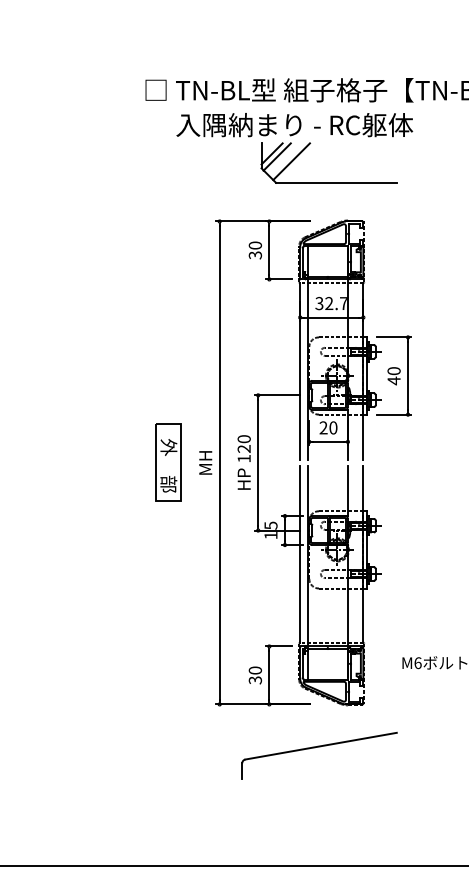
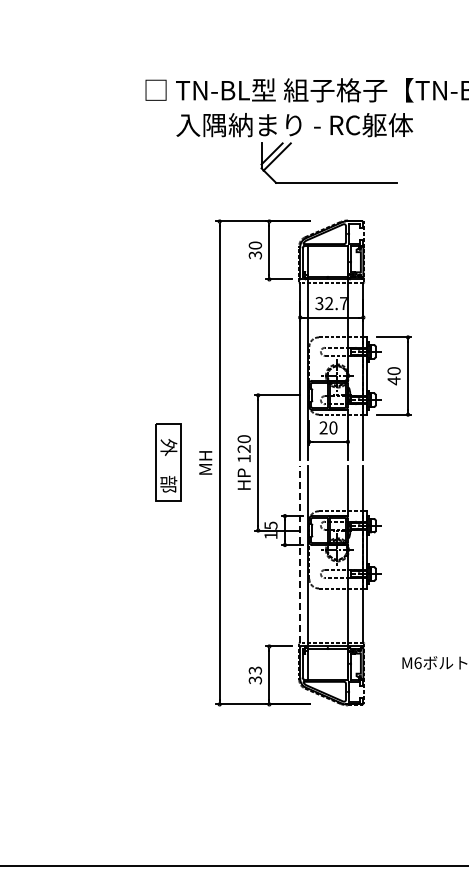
line: present -> none (291, 161)
line: solid -> dashed (300, 553)
text: 30 -> 33 (255, 670)
part: present -> none (319, 747)
